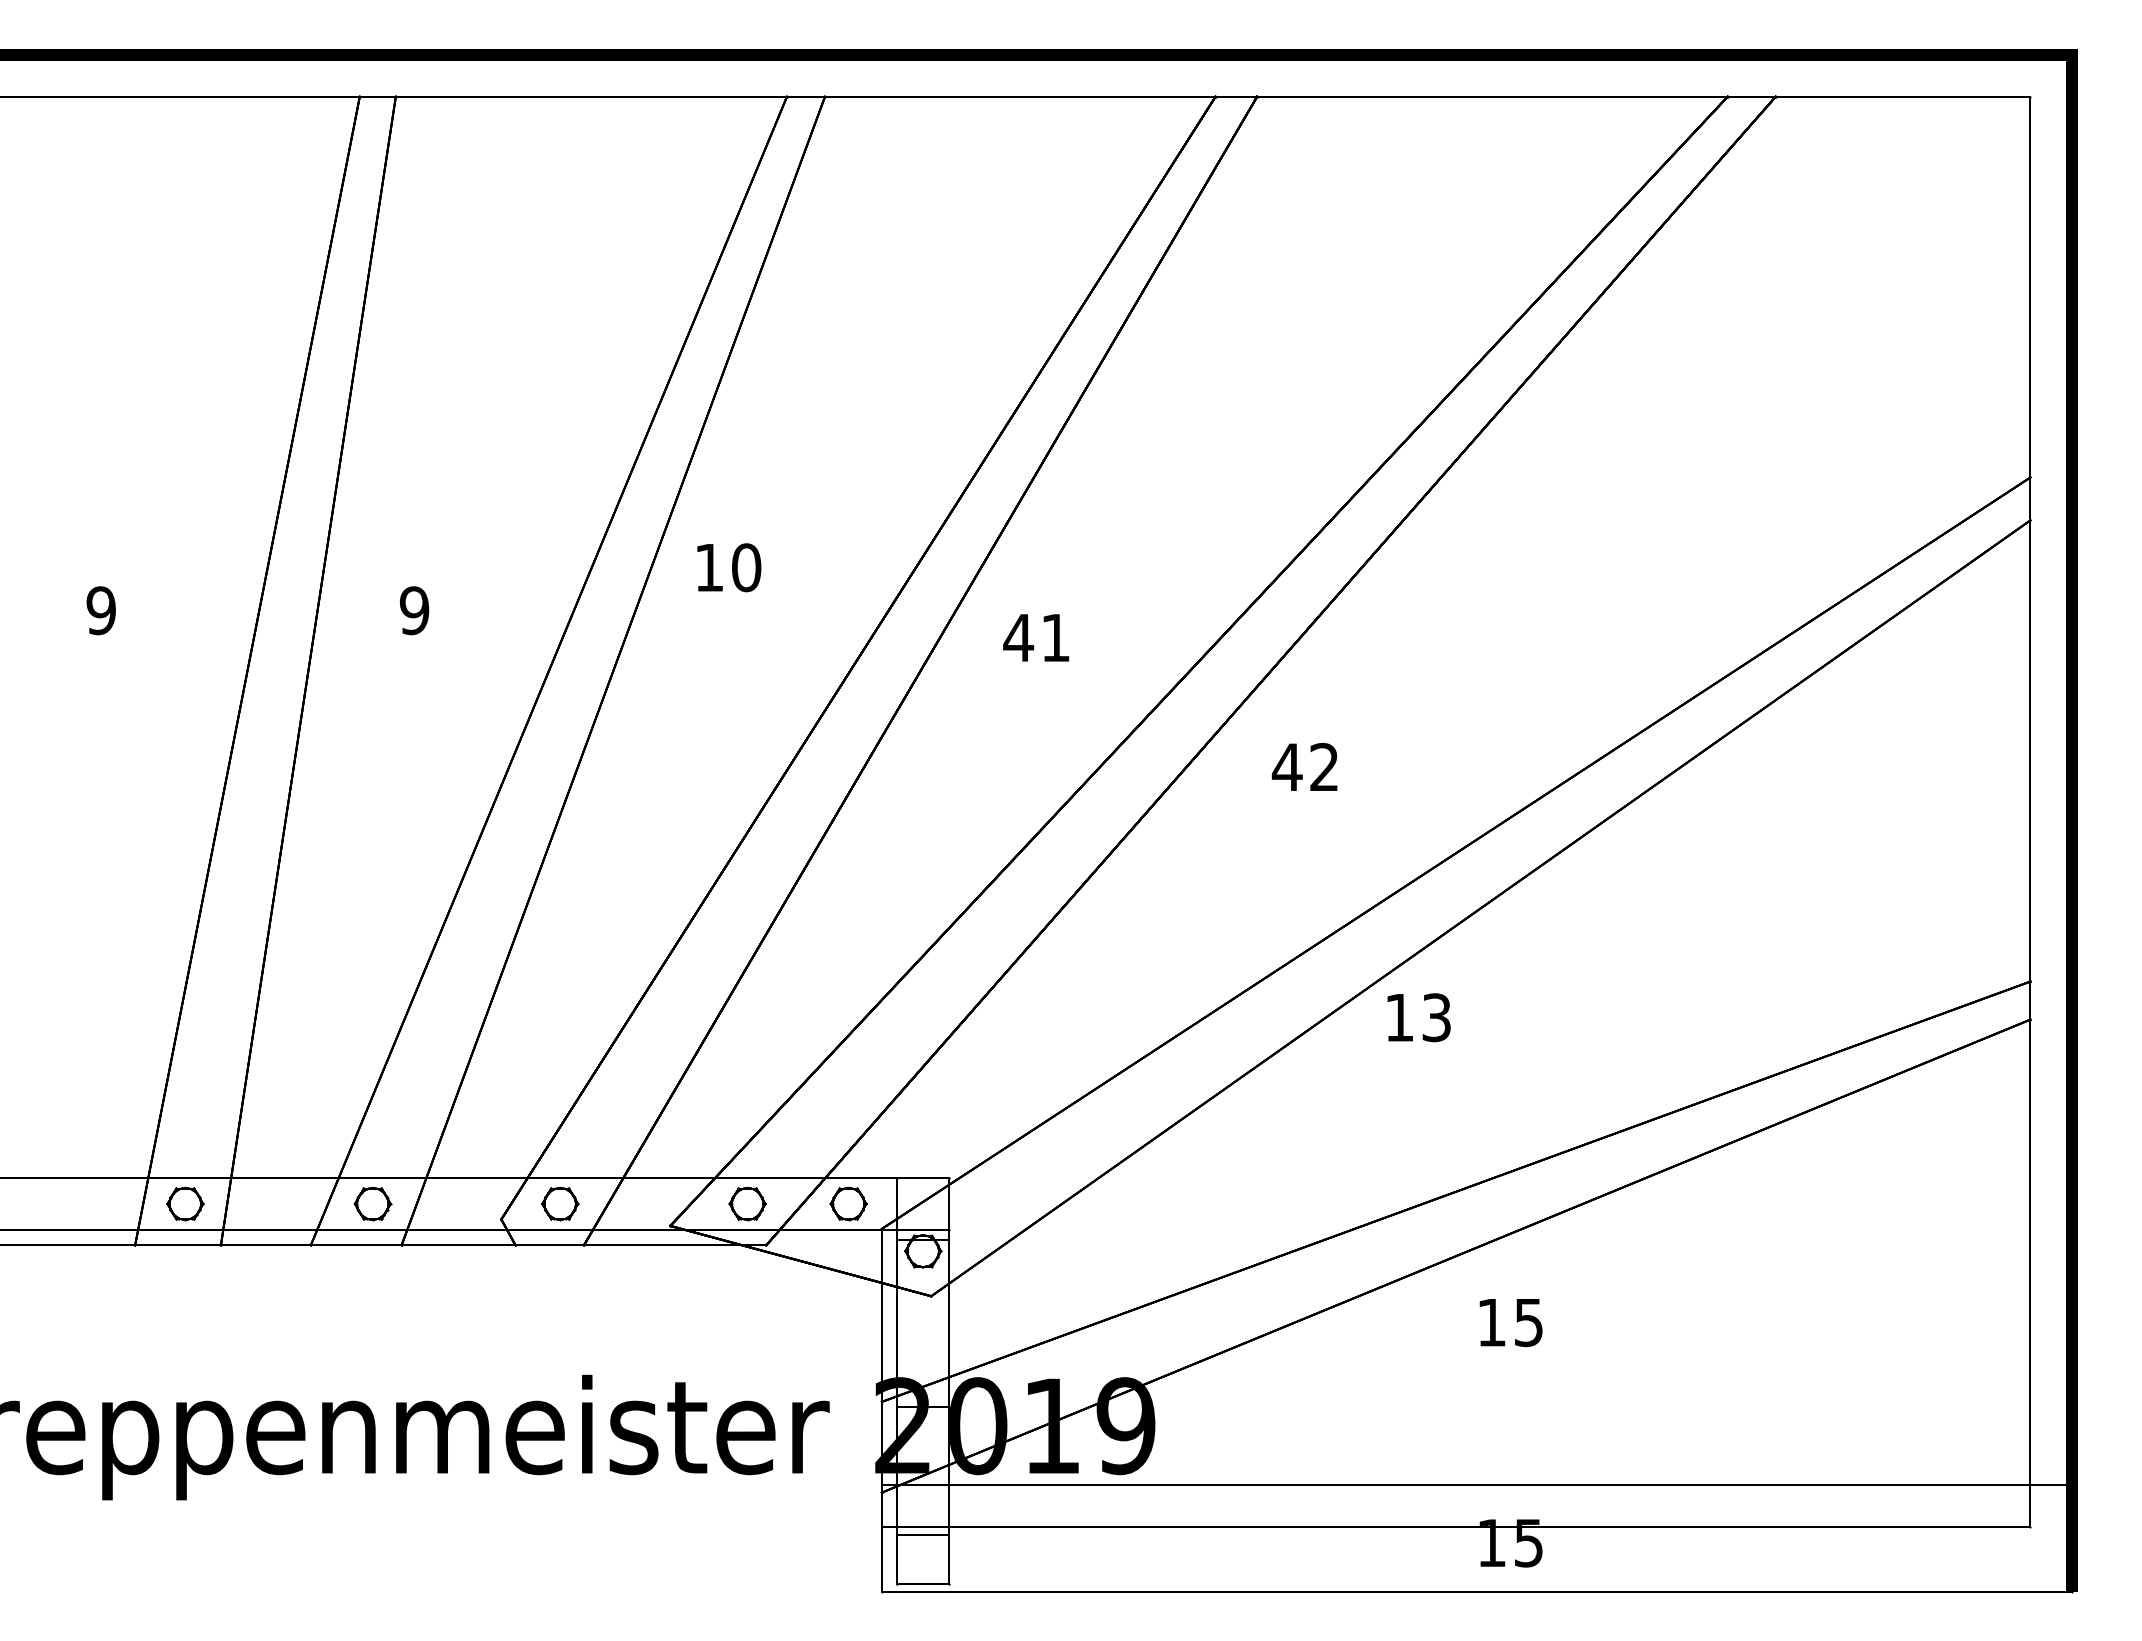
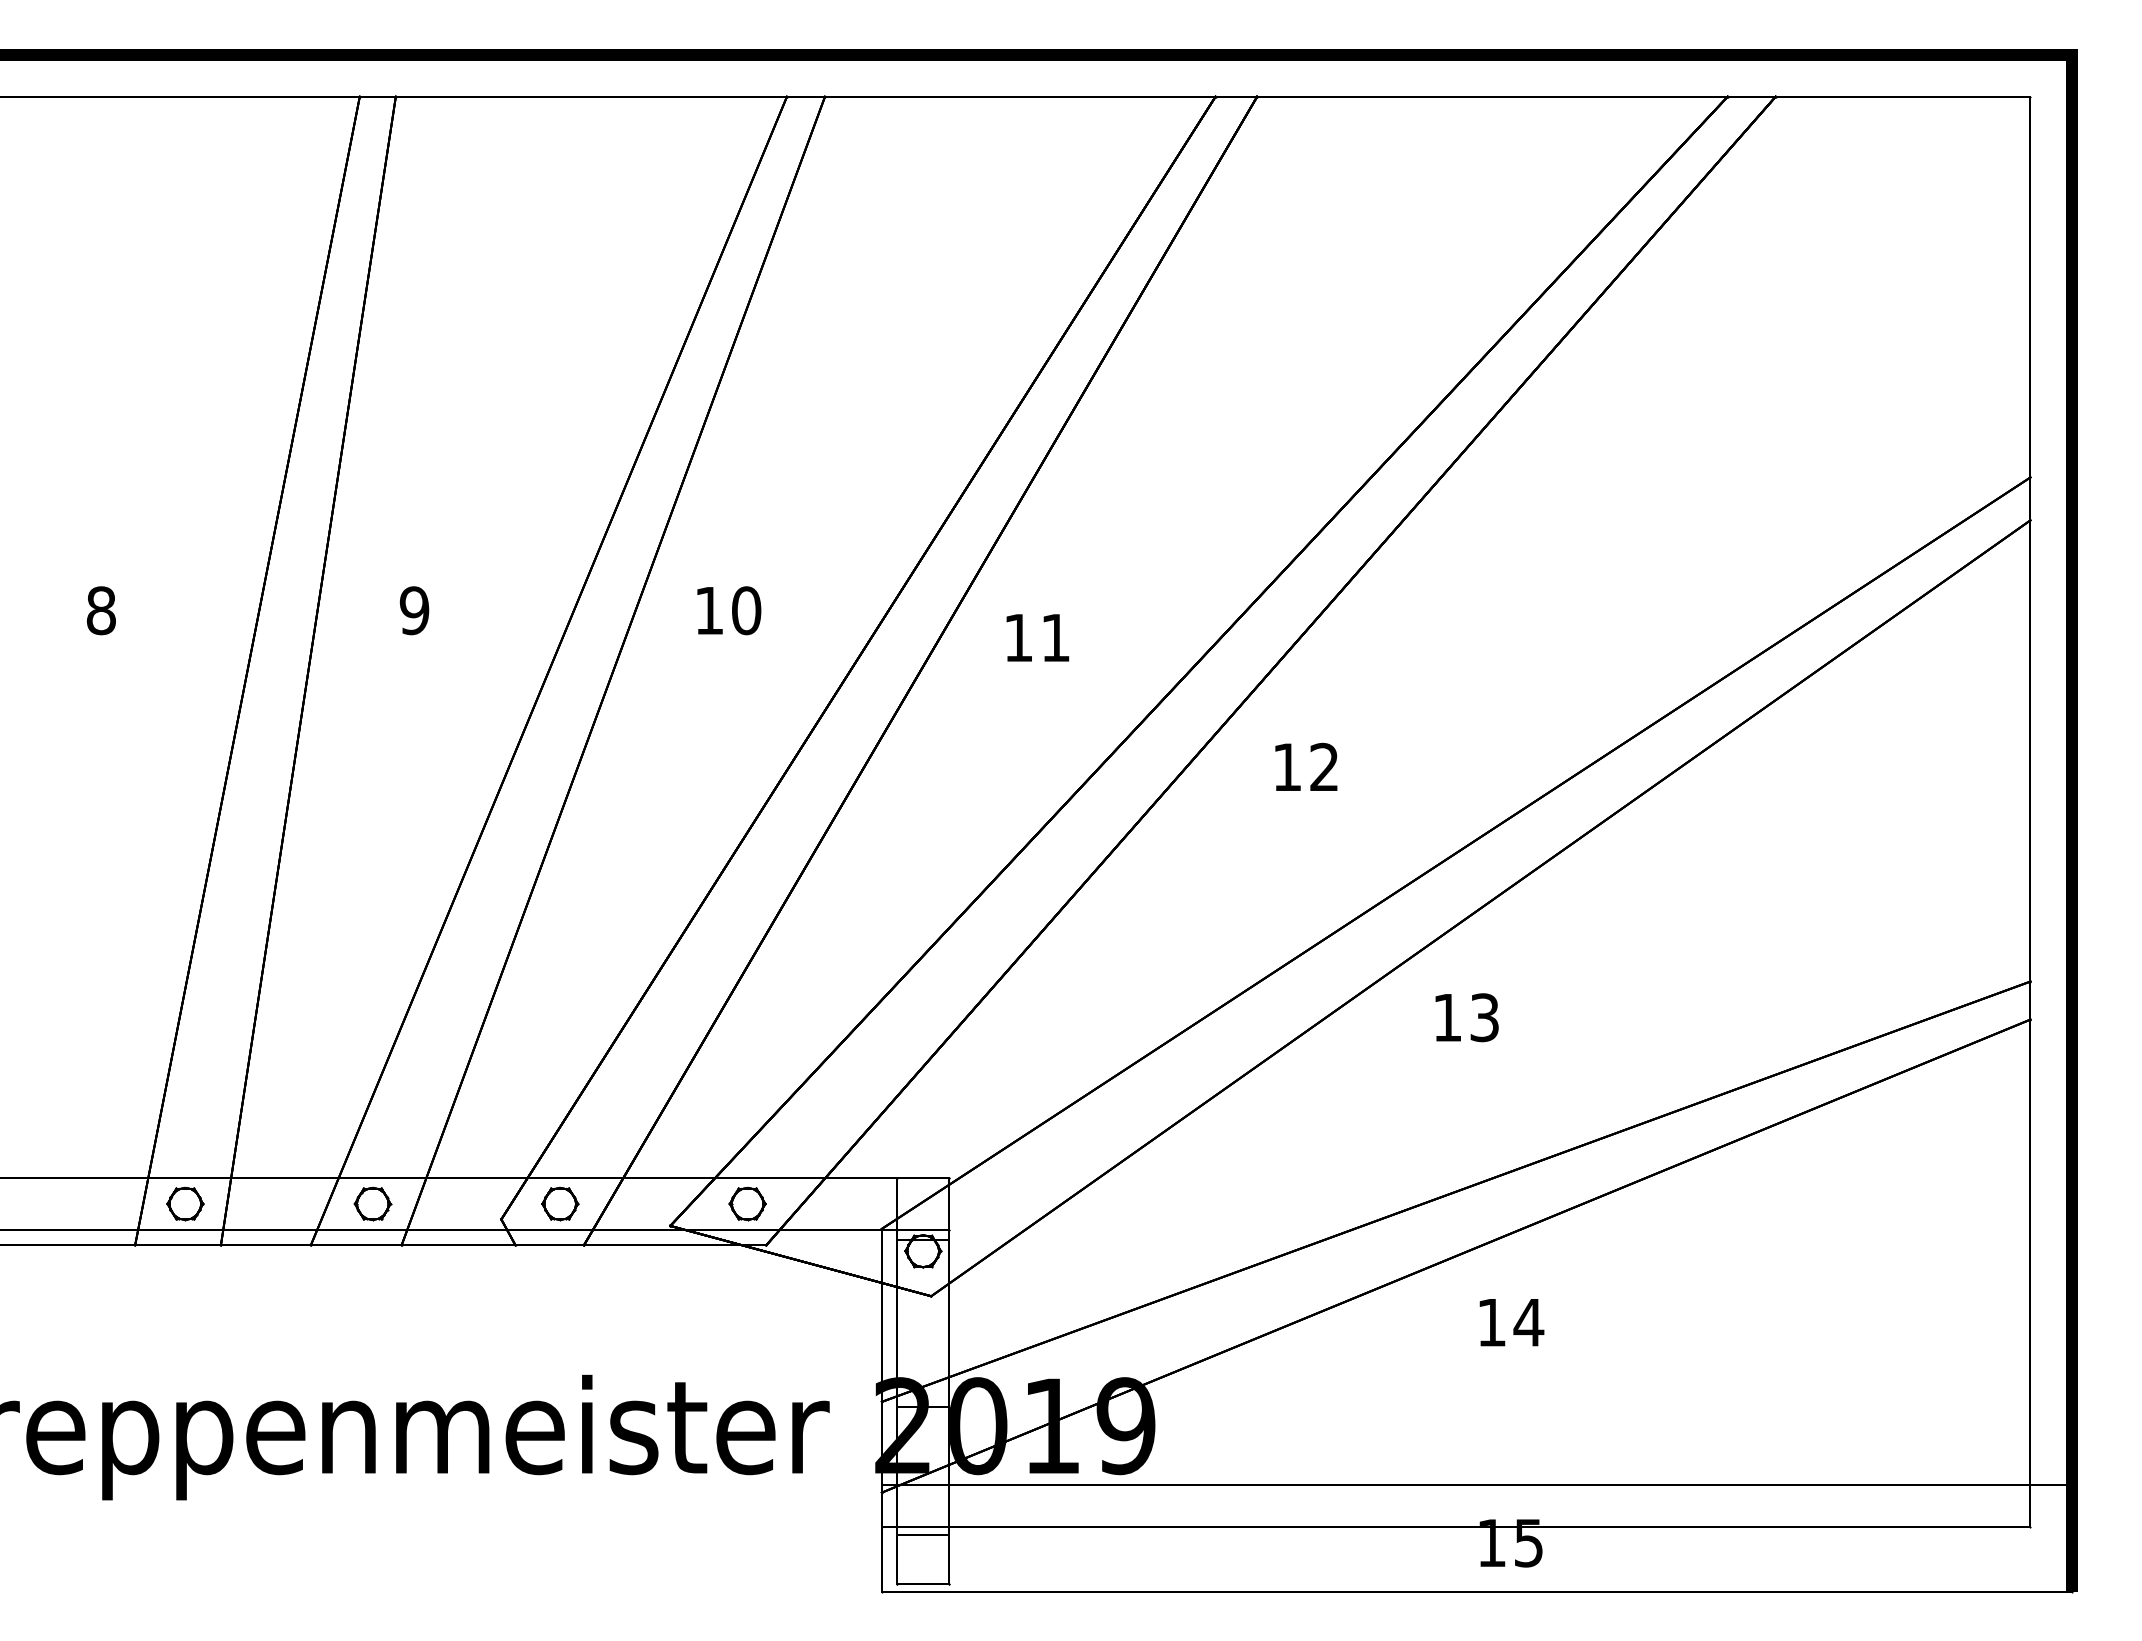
text position: (729, 567) -> (729, 610) (729, 610)
text: 9 -> 8 (100, 610)
text: 41 -> 11 (1018, 637)
text: 42 -> 12 (1286, 766)
text position: (1418, 1017) -> (1466, 1017) (1466, 1017)
part: present -> none (848, 1203)
text: 15 -> 14 (1528, 1323)
